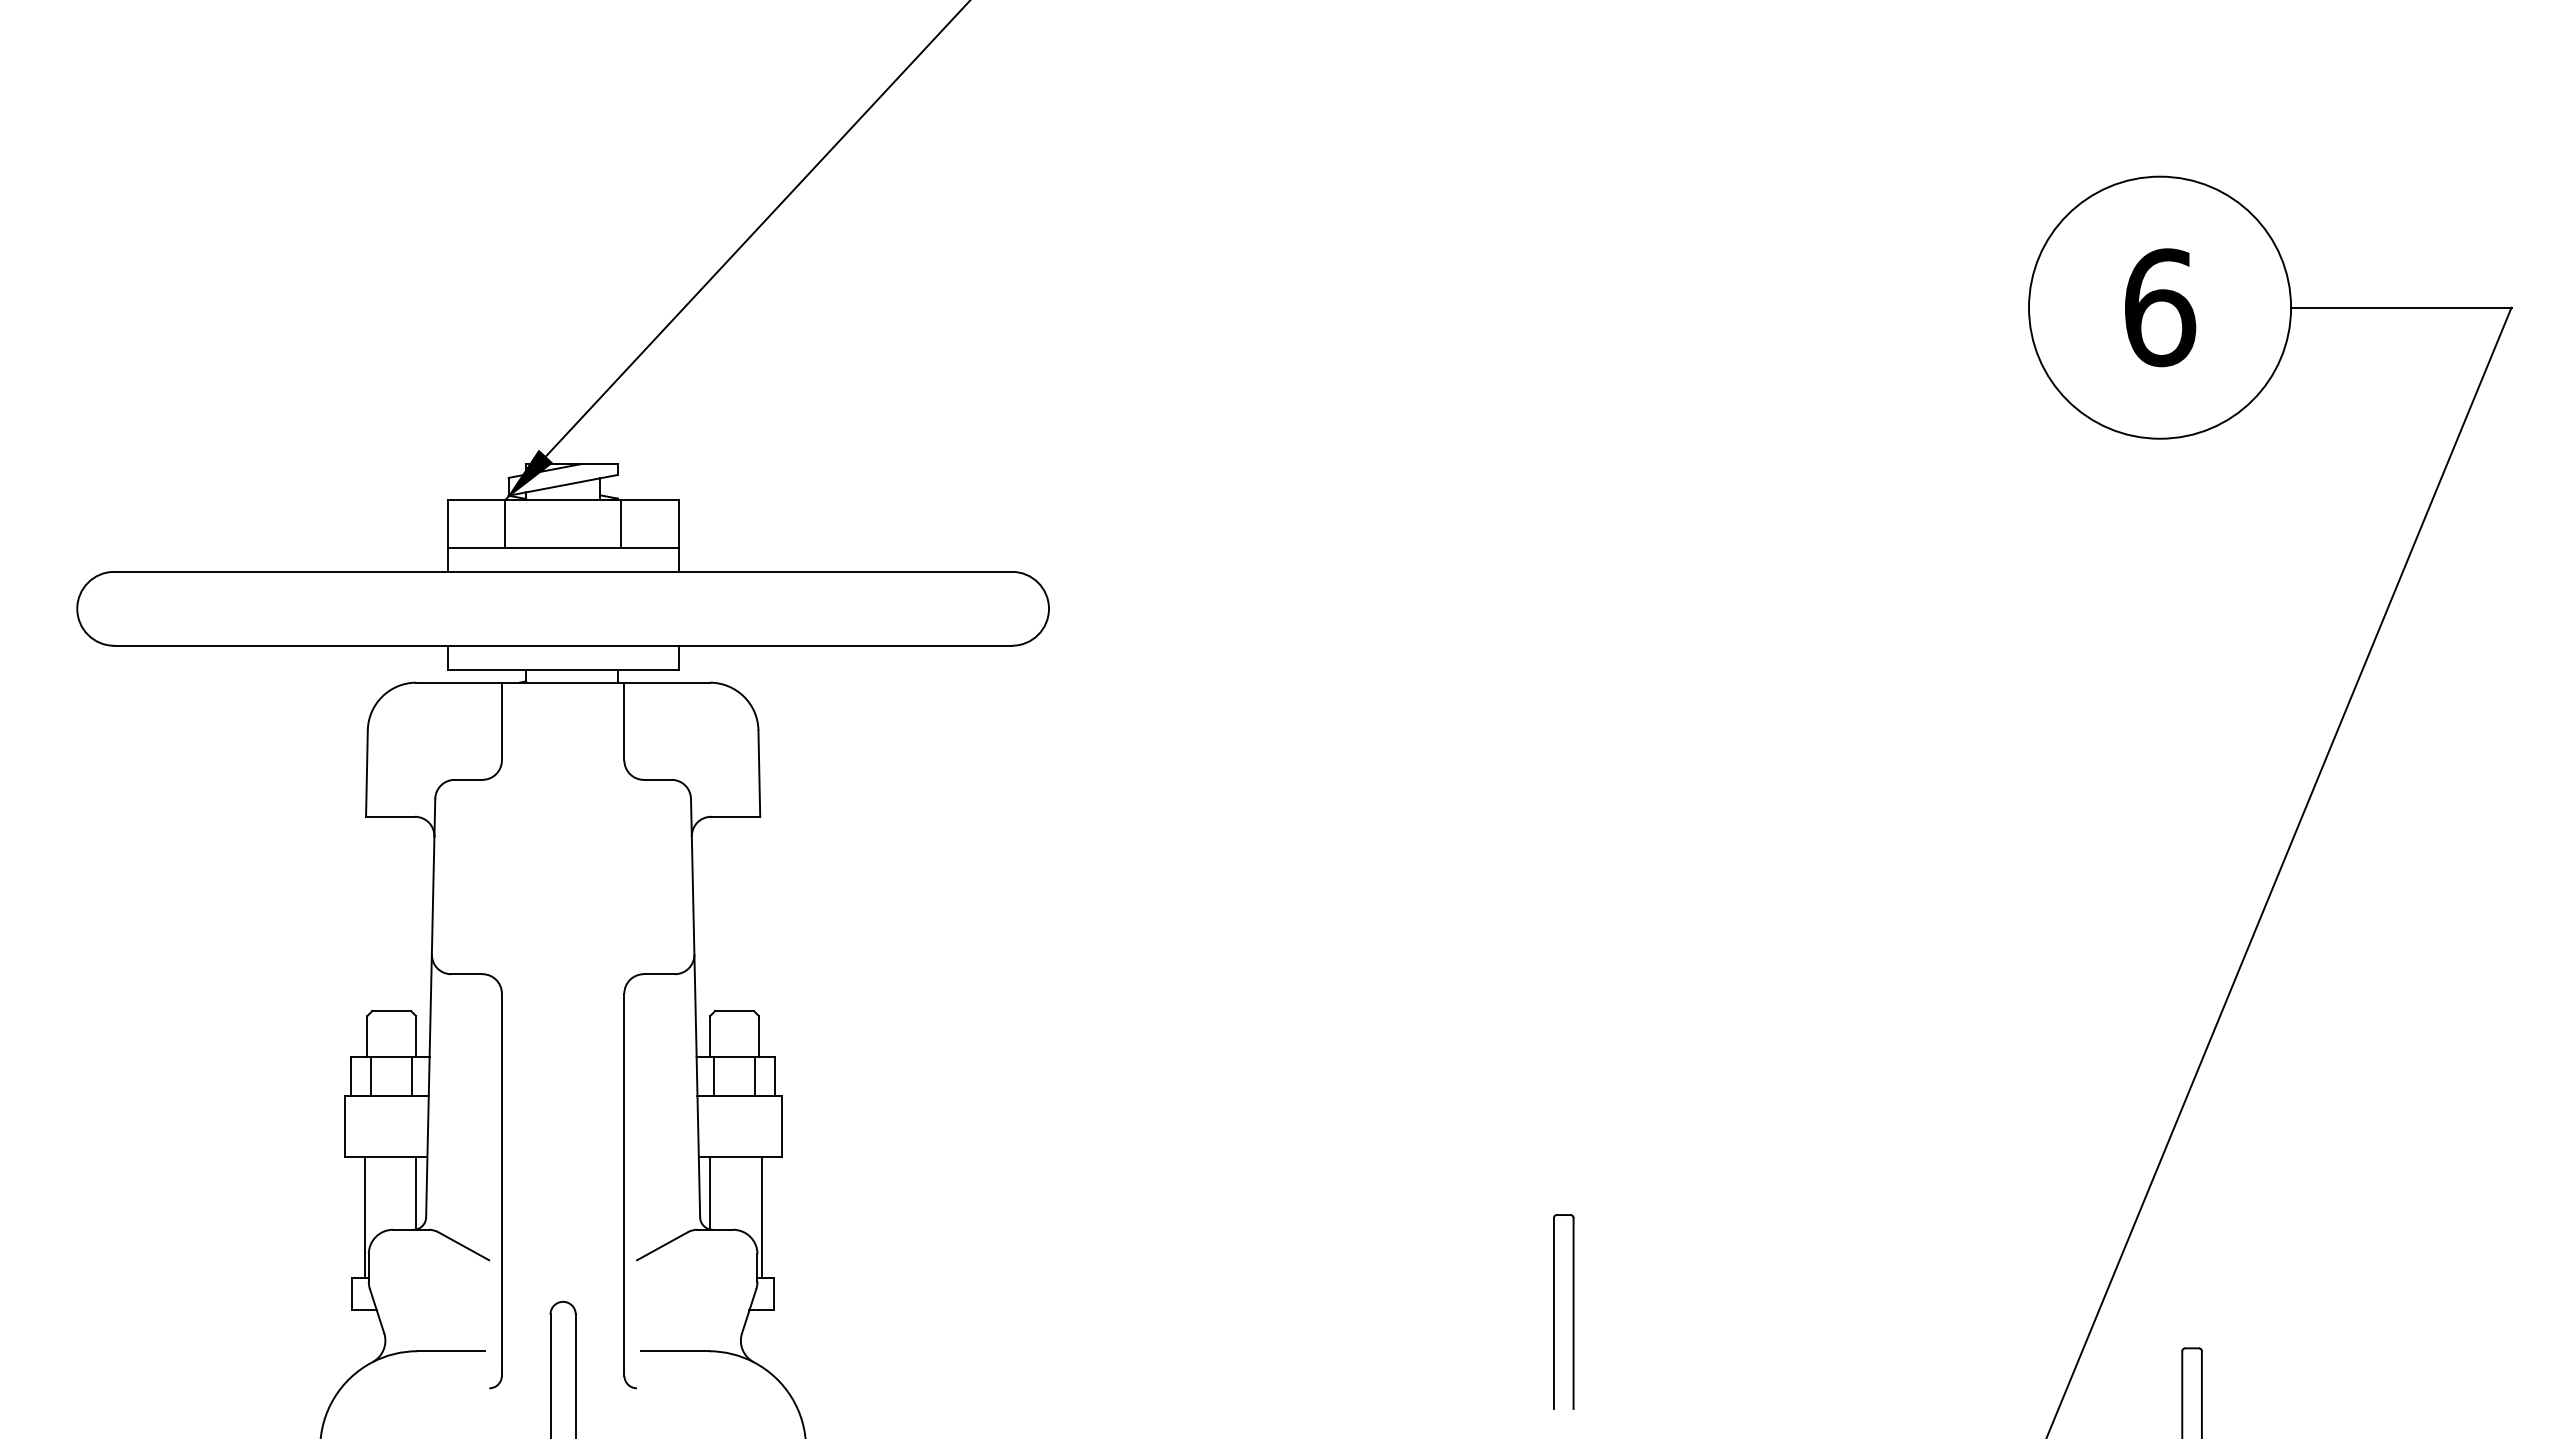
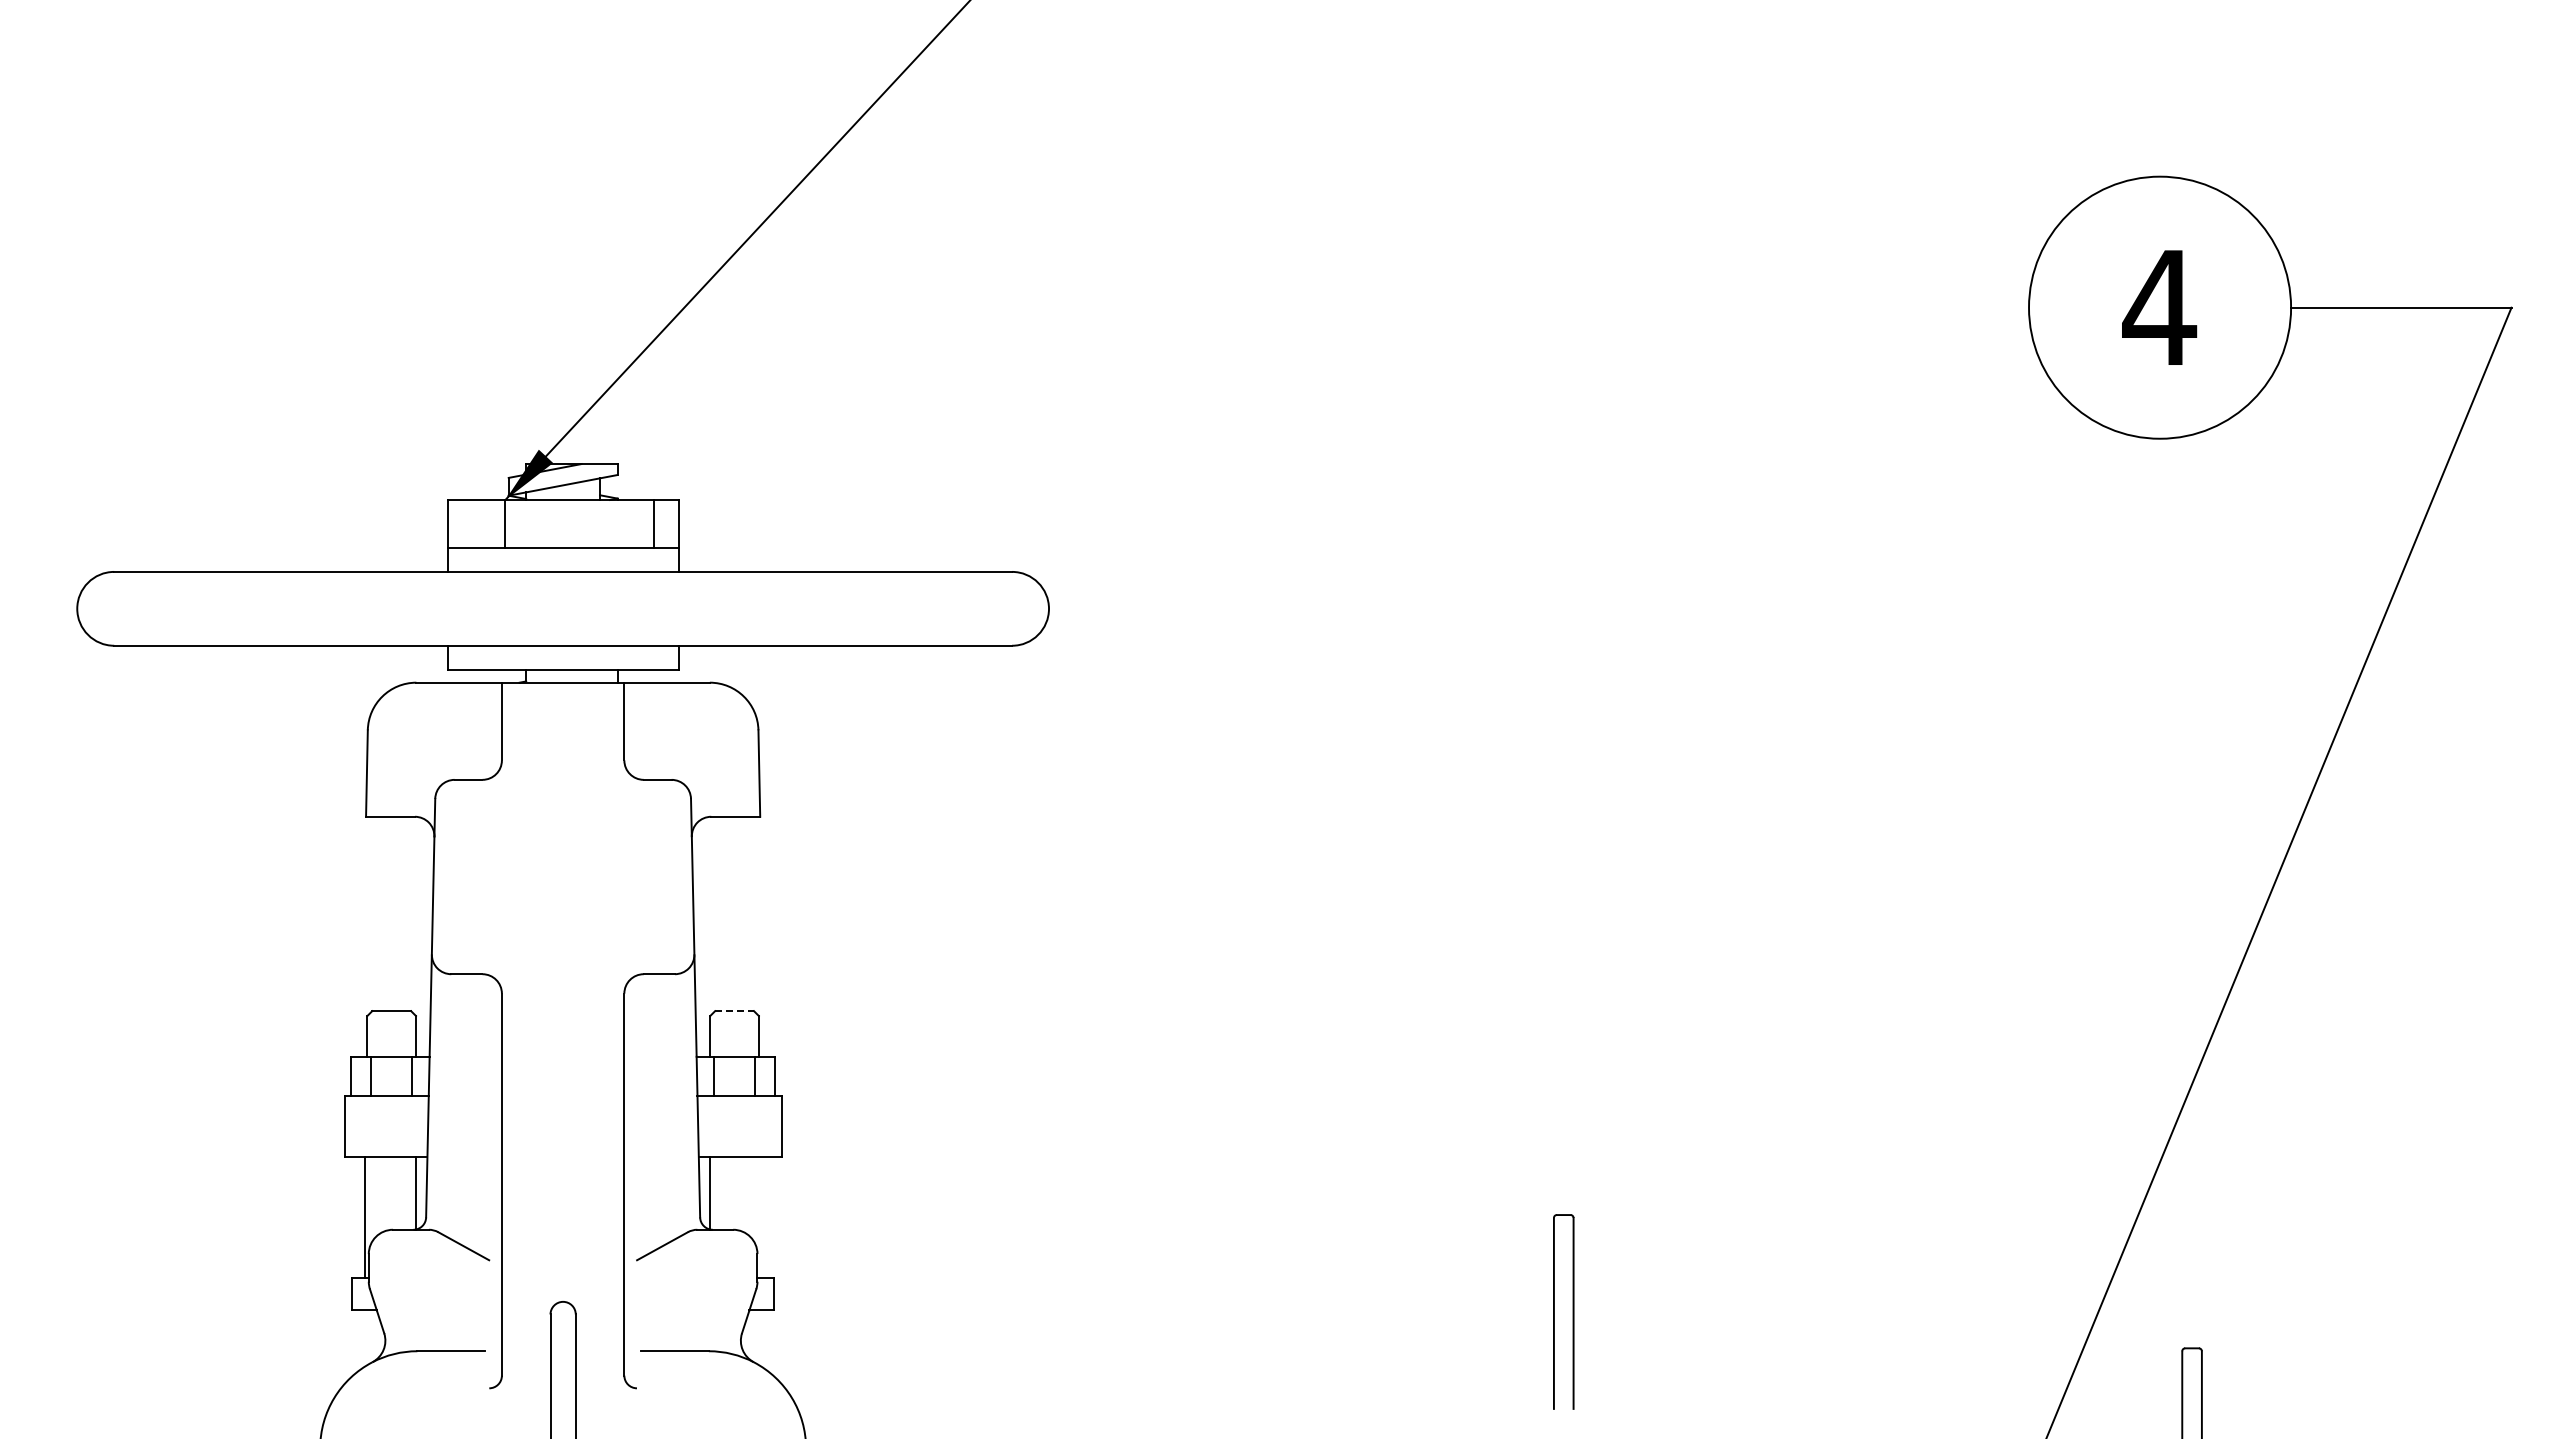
text: 6 -> 4 (2159, 307)
line position: (620, 523) -> (653, 523) (653, 523)
line: solid -> dashed (735, 1011)
line: present -> none (761, 1217)
